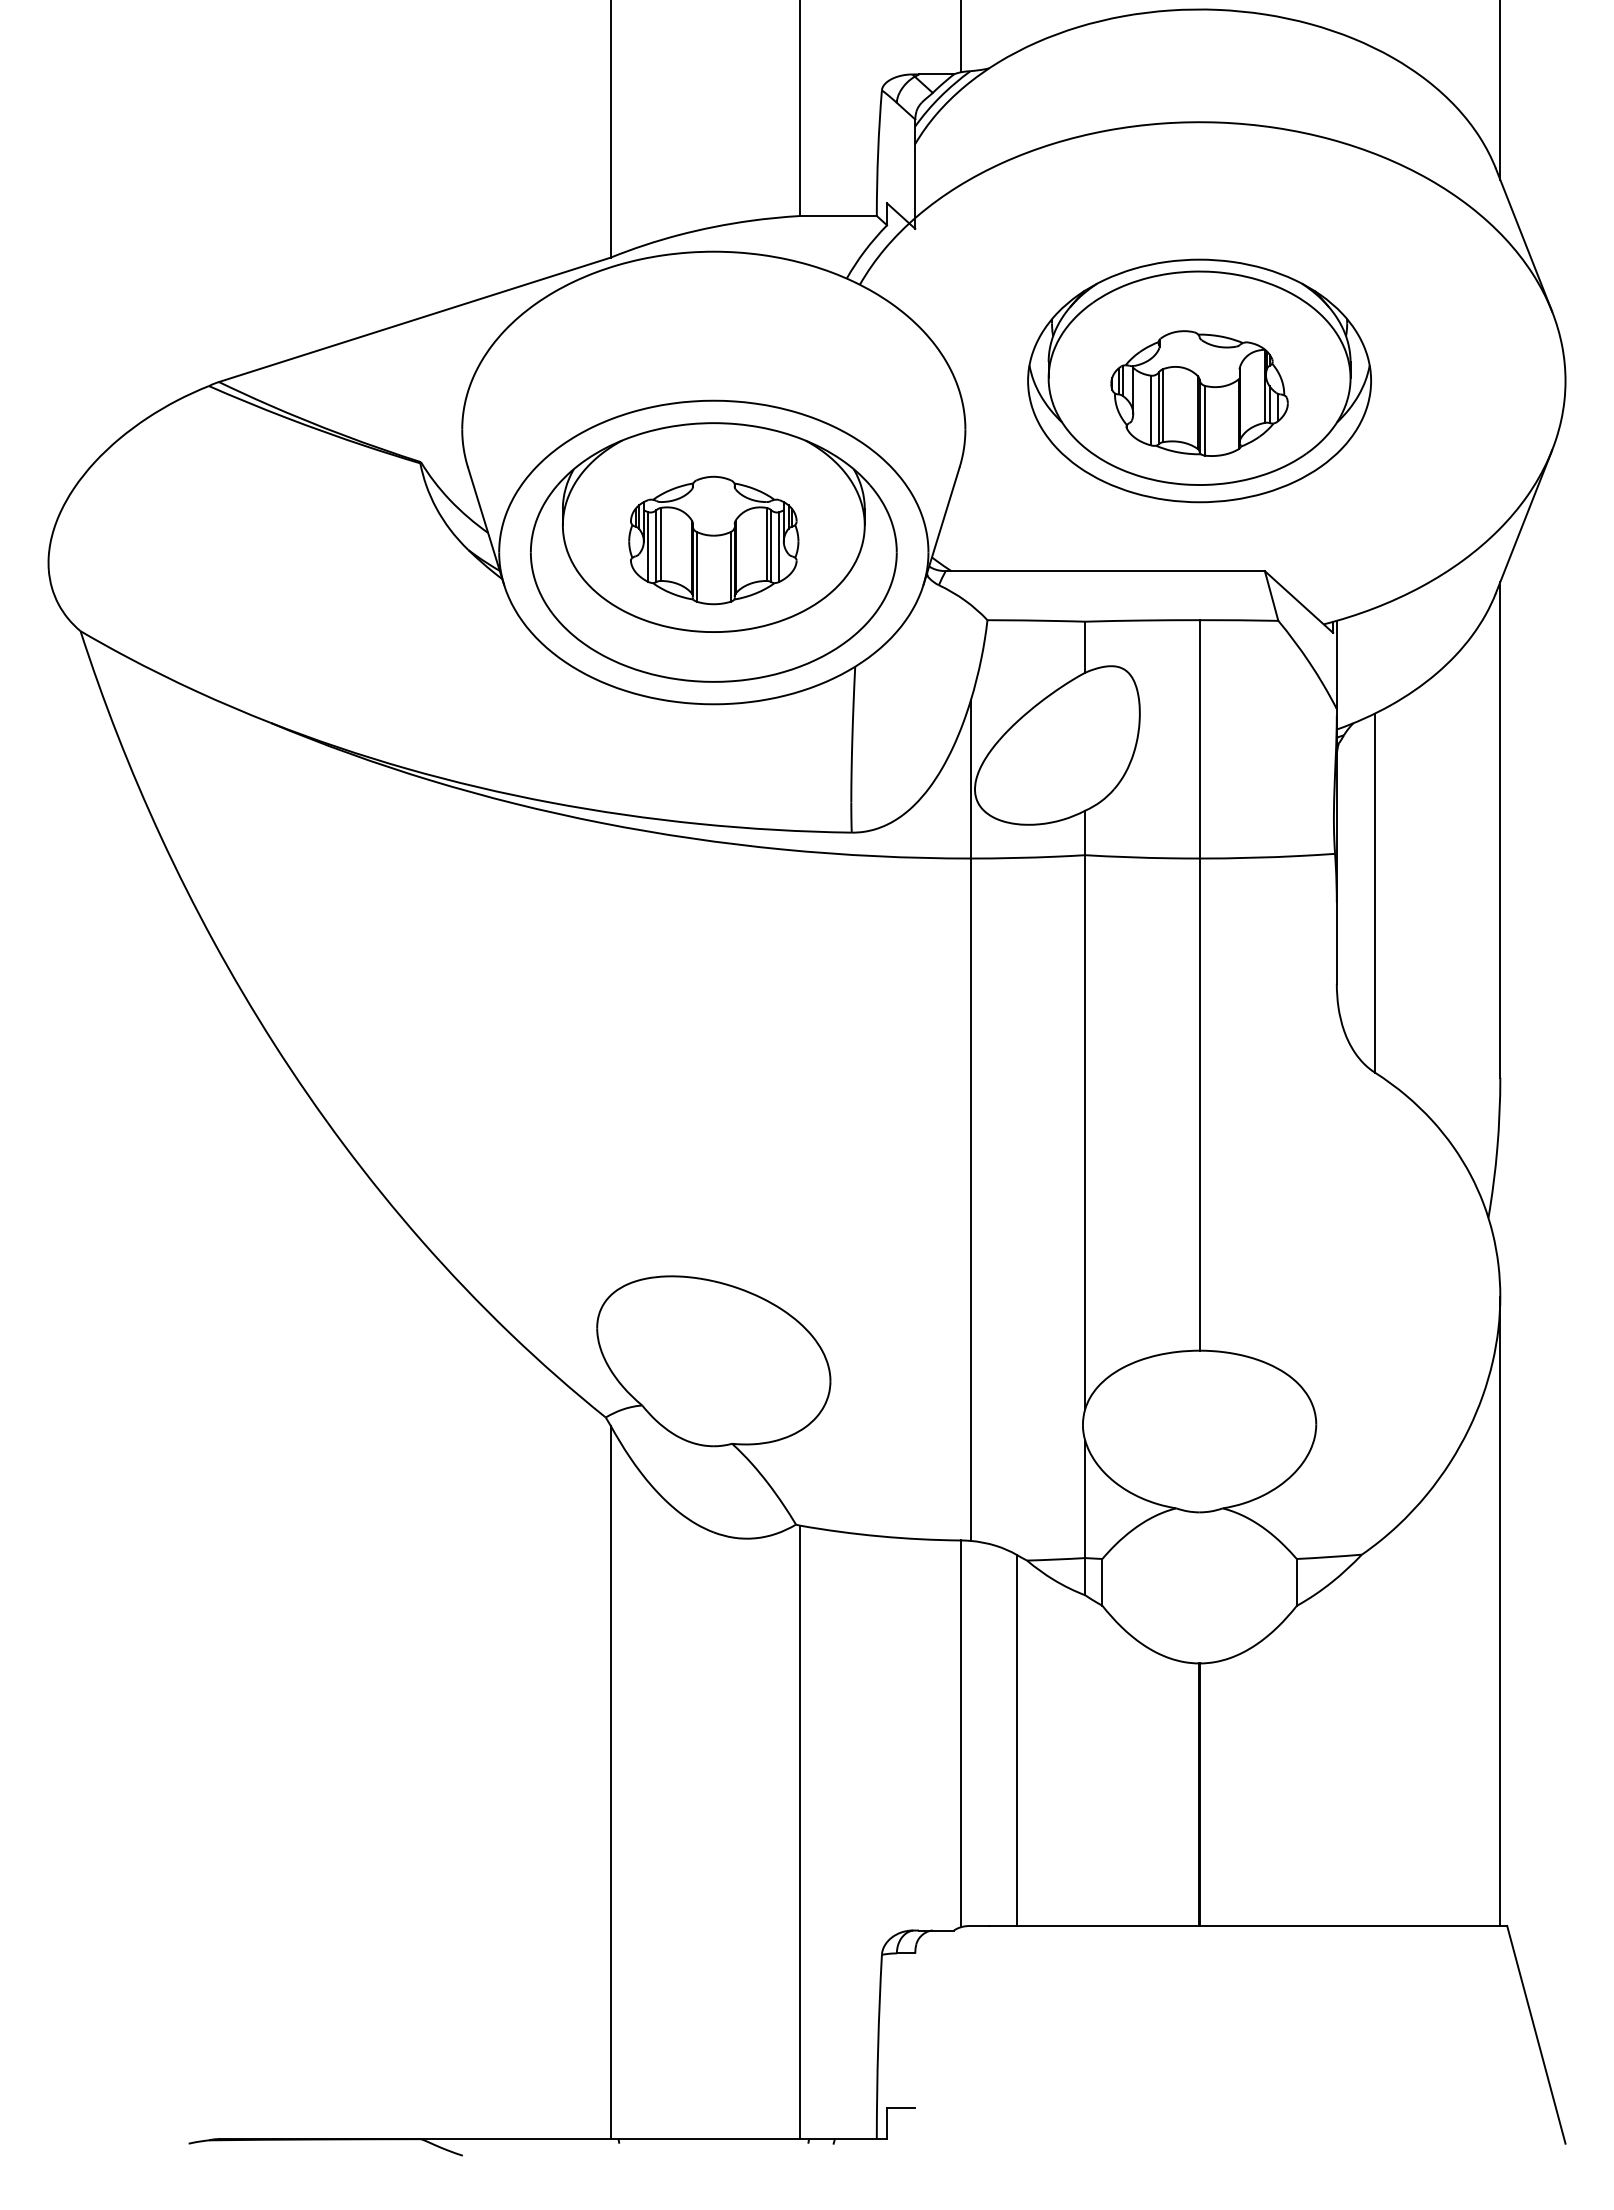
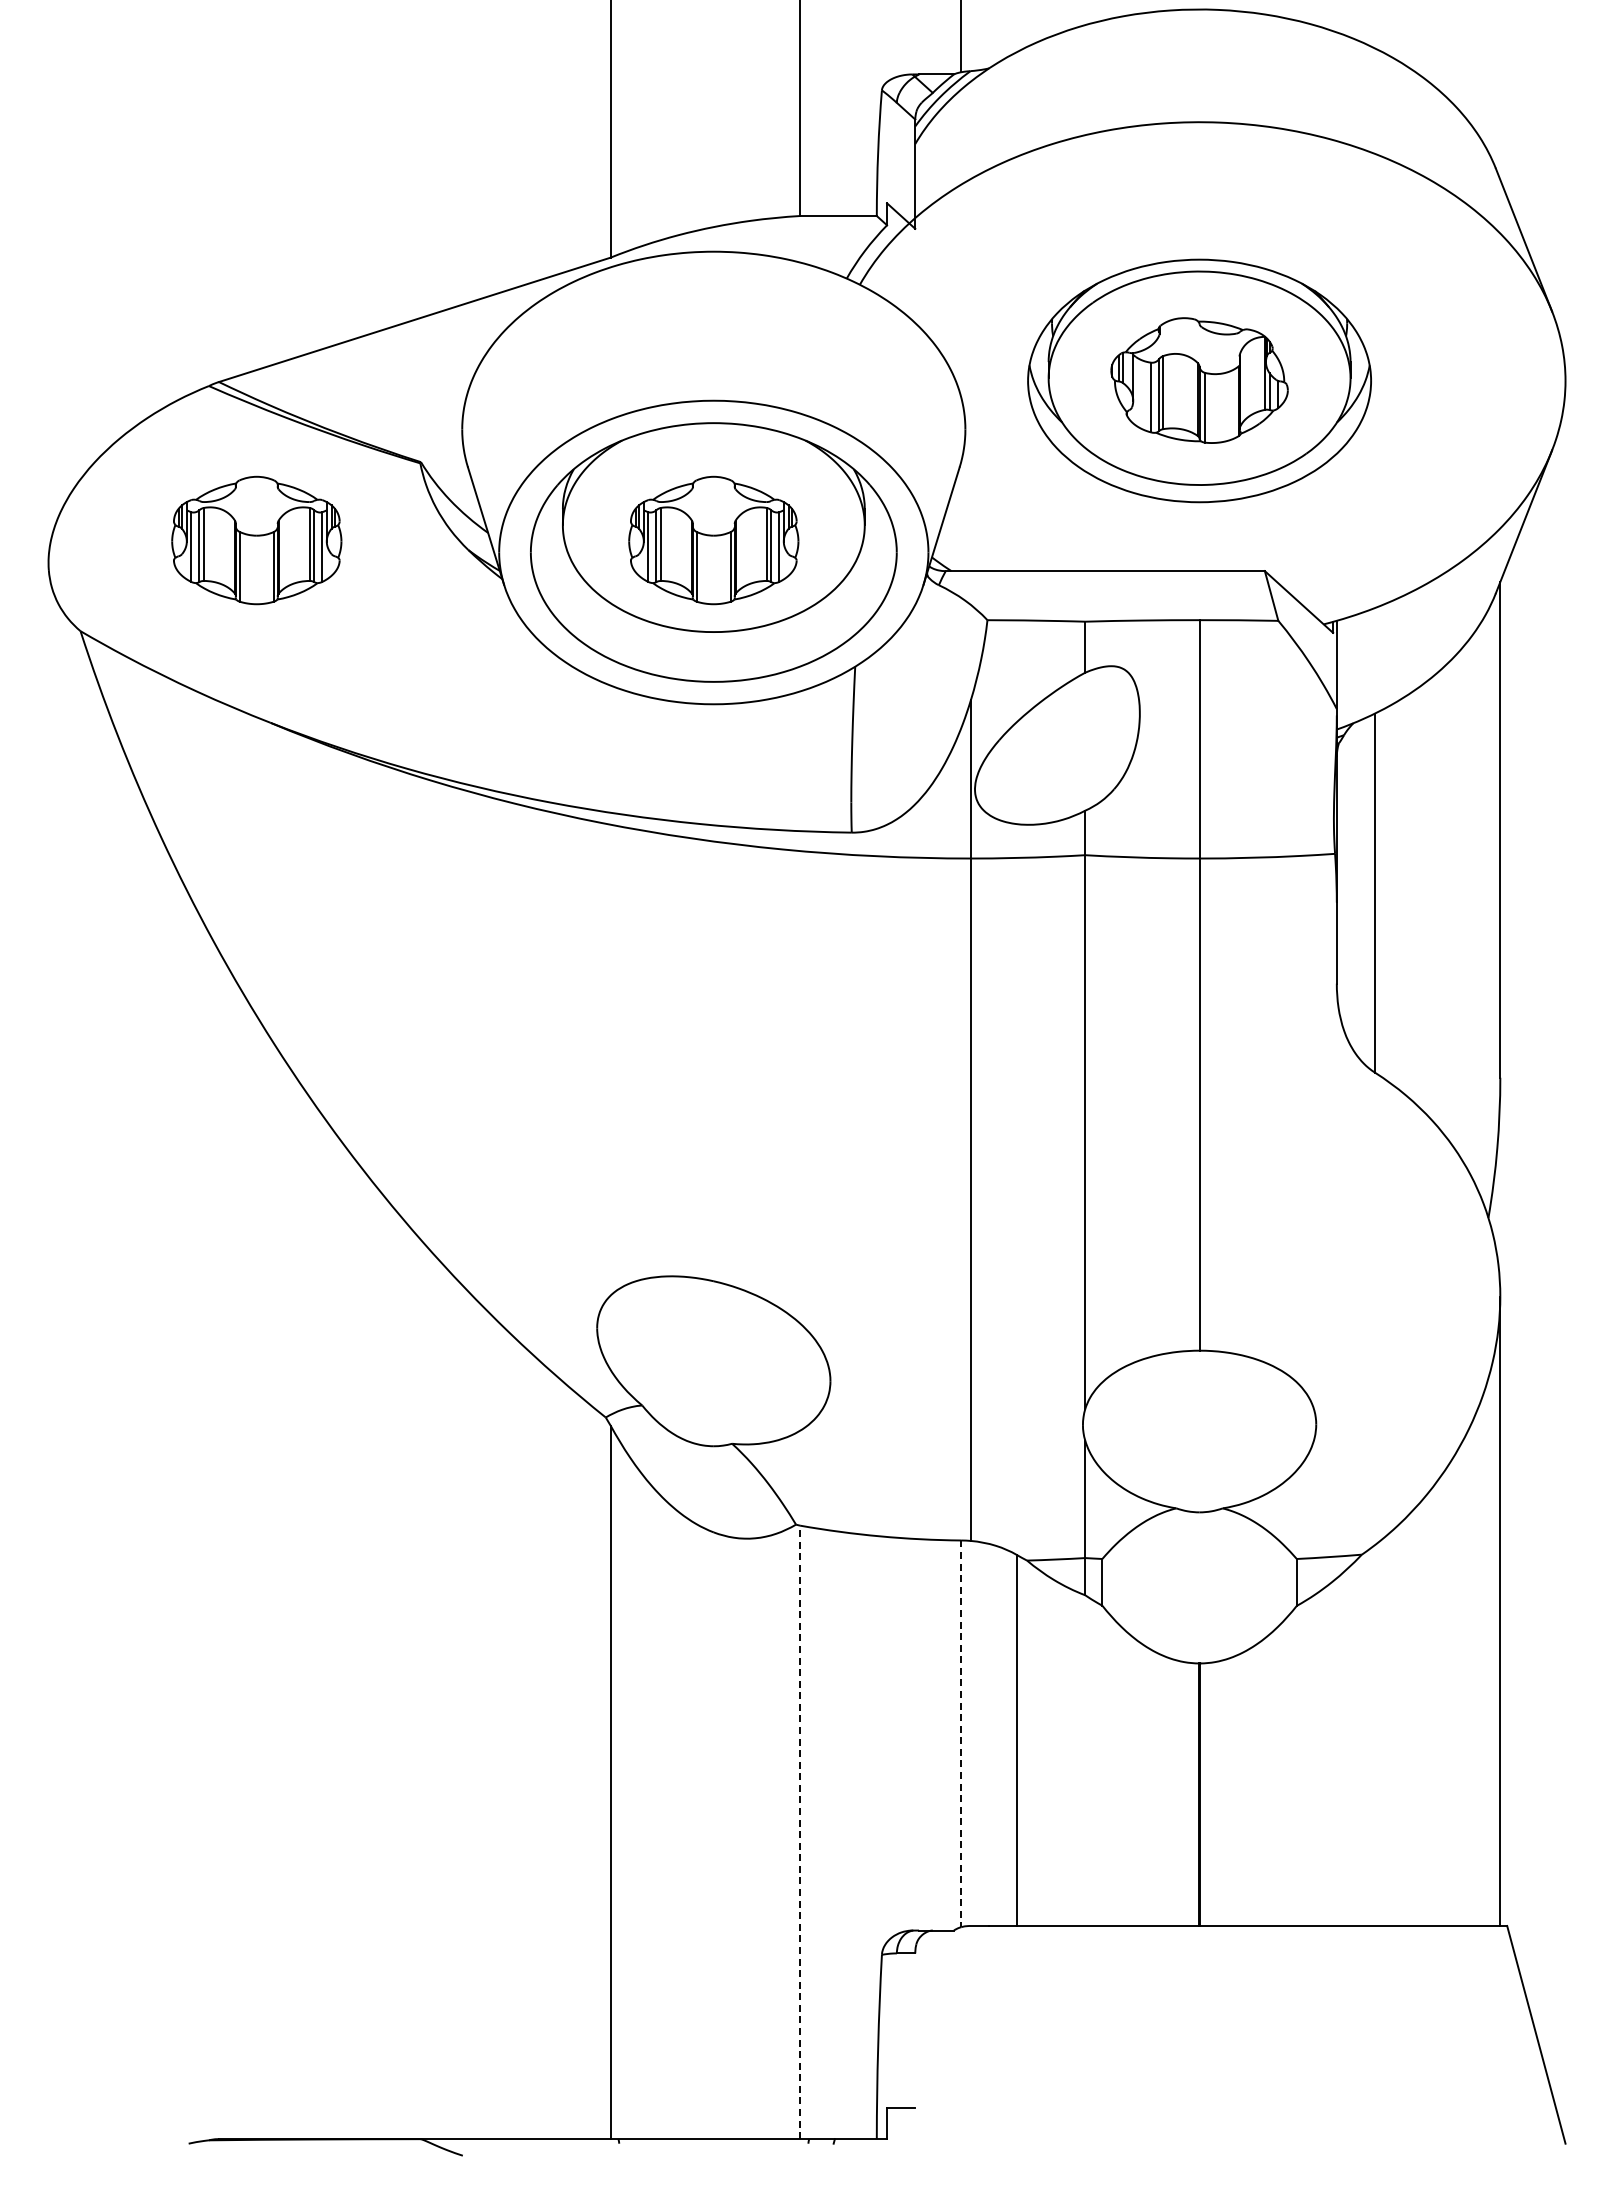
line: present -> none (1500, 90)
part position: (1199, 393) -> (1199, 380) (1199, 380)
part: none -> present (256, 540)
line: solid -> dashed (961, 1734)
line: solid -> dashed (800, 1832)
